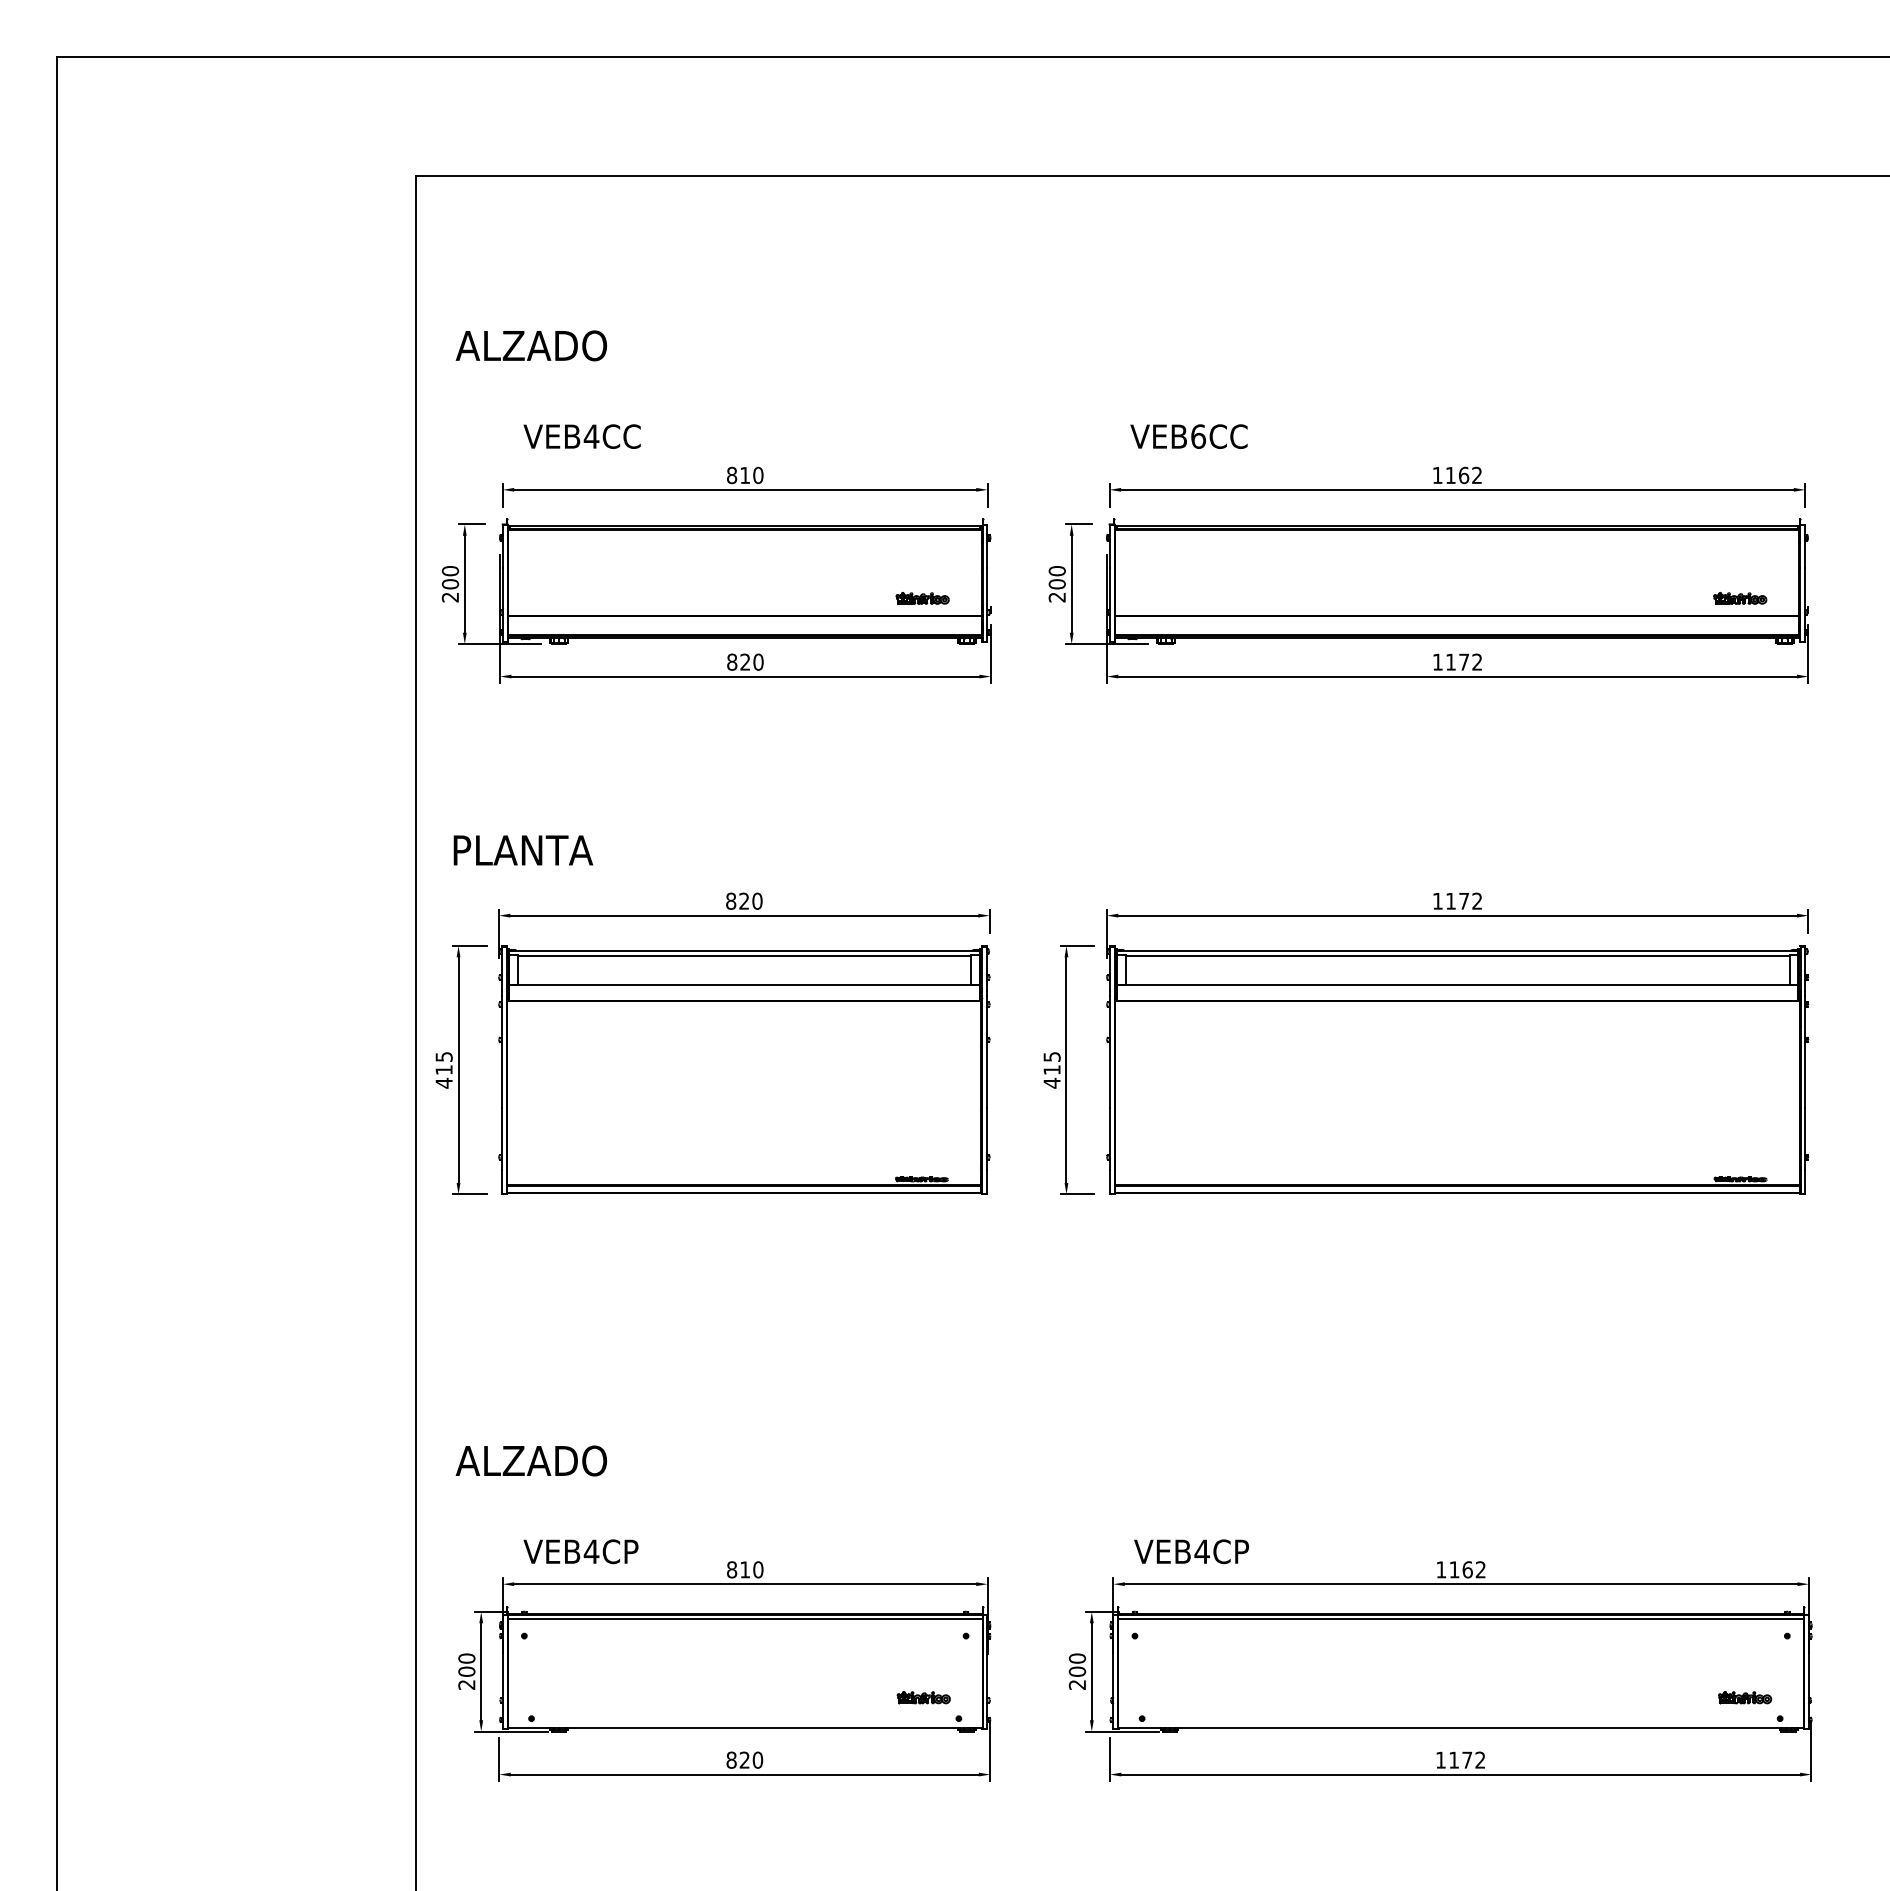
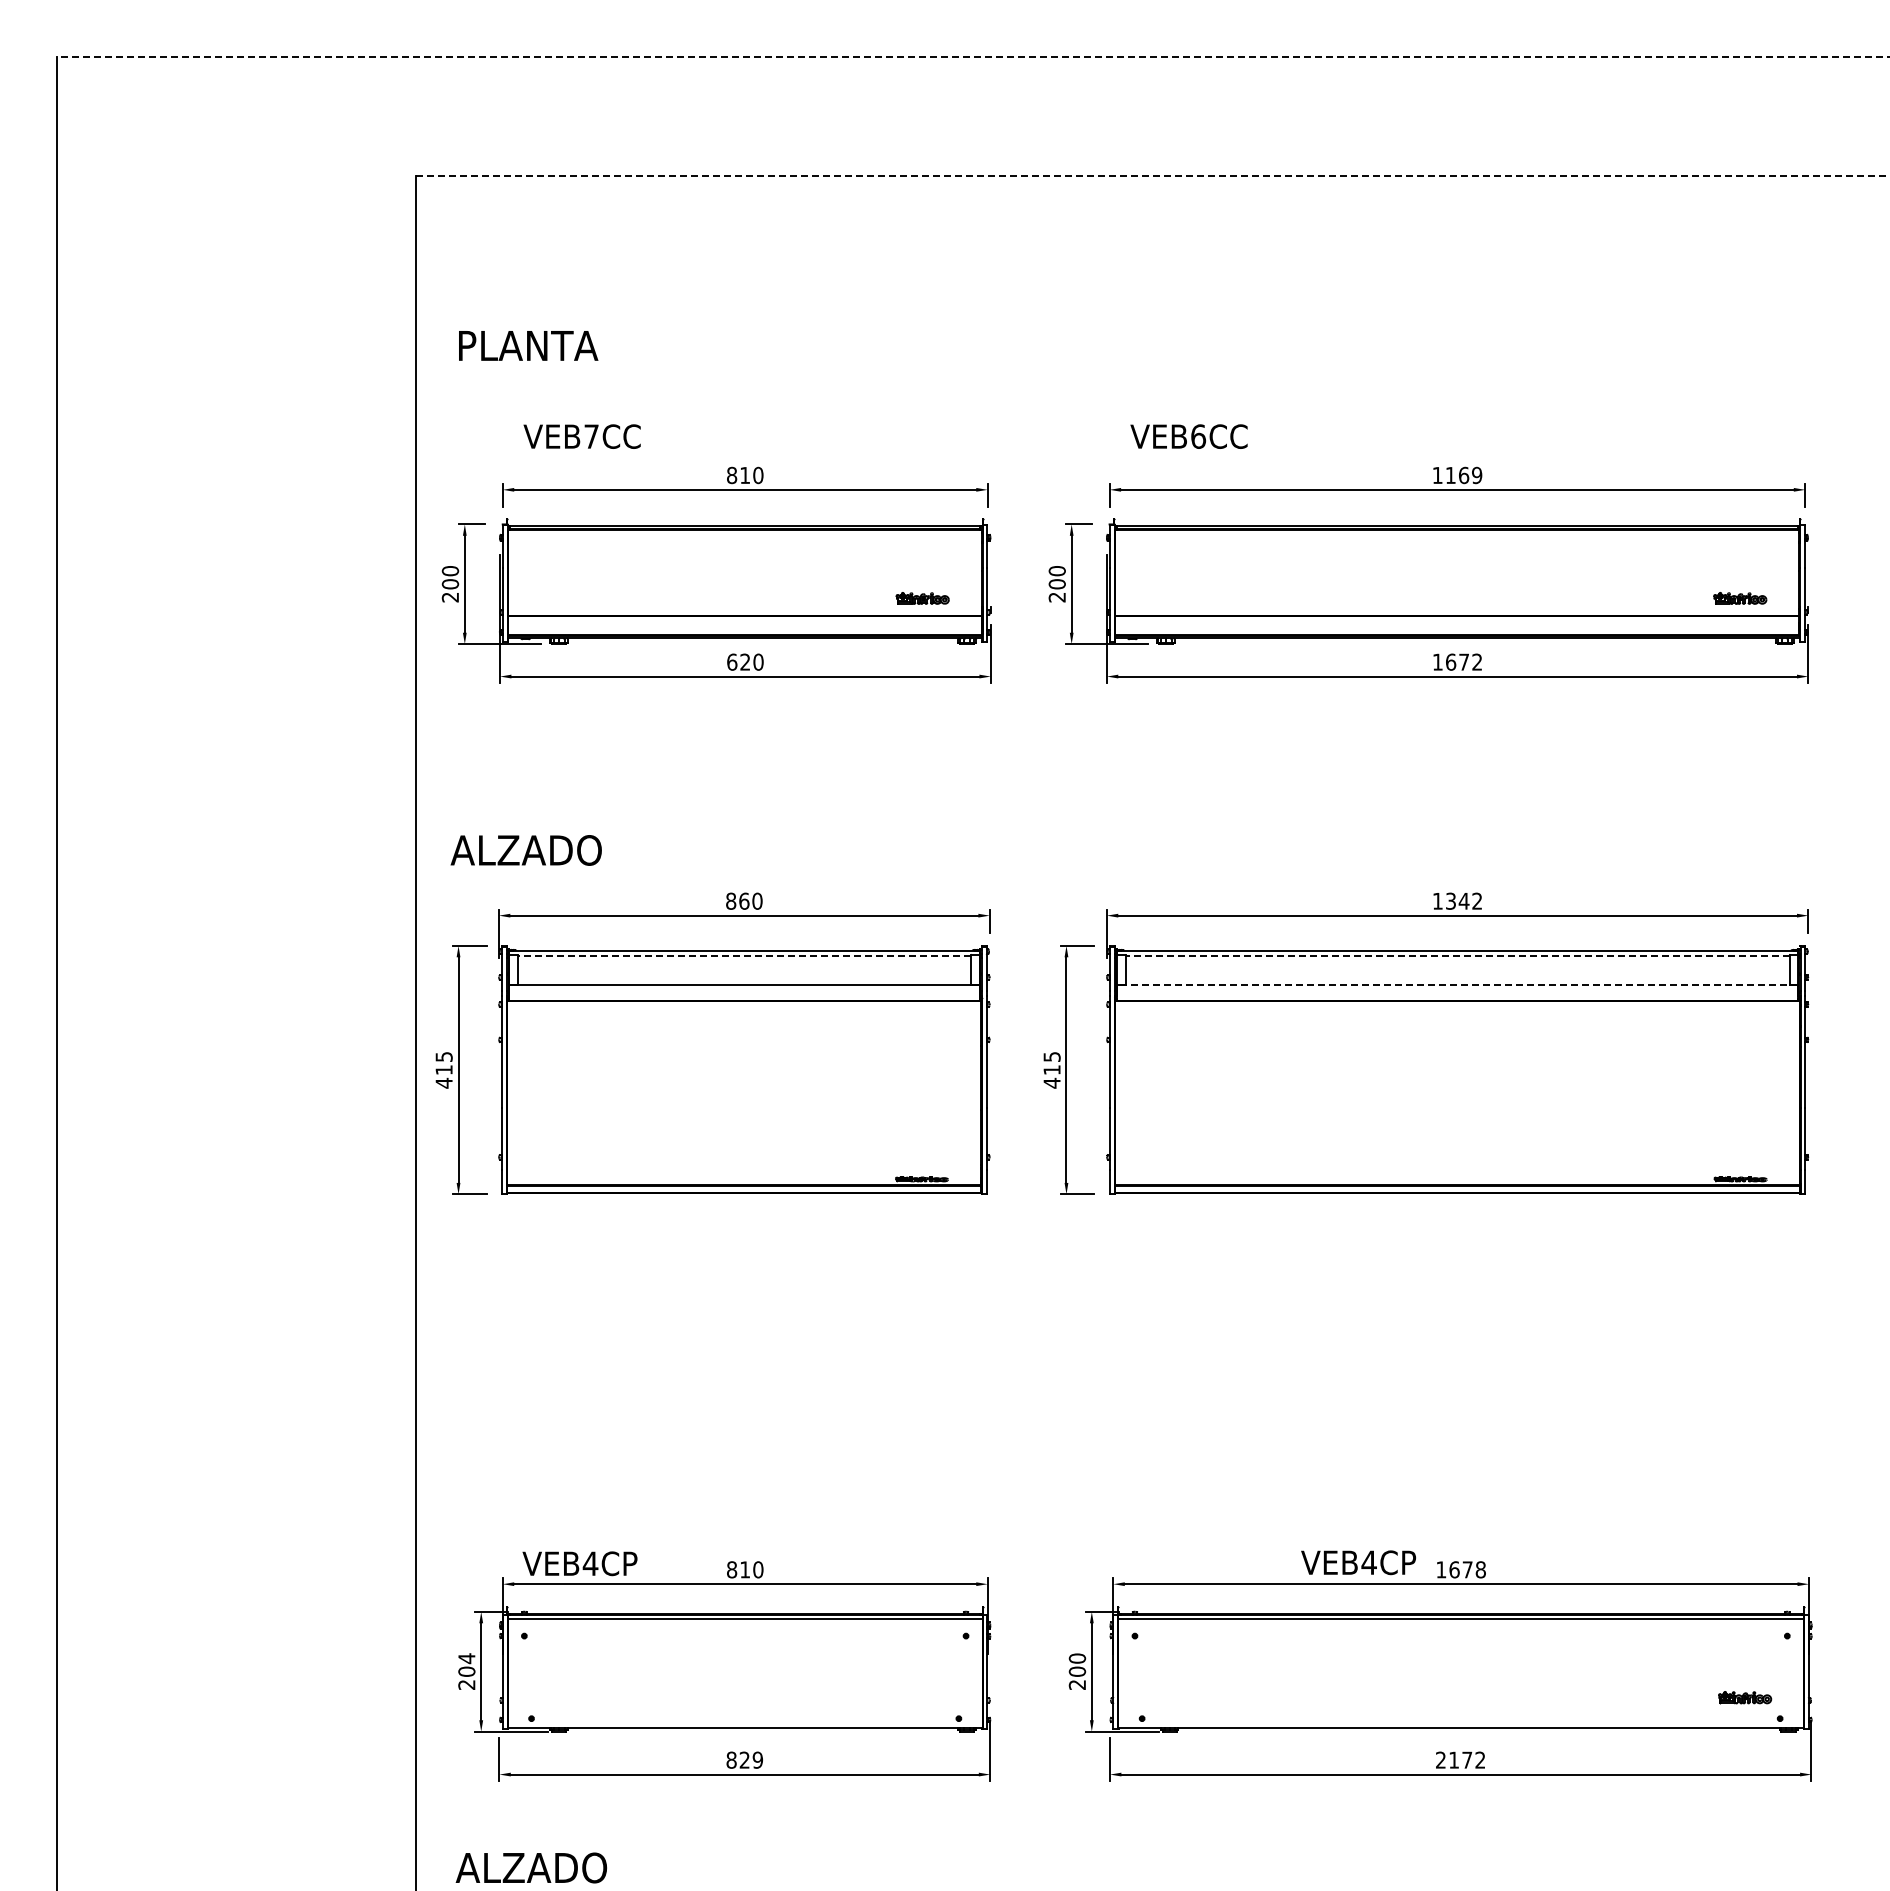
line: solid -> dashed (972, 56)
line: solid -> dashed (1152, 176)
text: ALZADO -> PLANTA (531, 345)
text: VEB4CC -> VEB7CC (591, 436)
text: 1162 -> 1169 (1477, 475)
text: 820 -> 620 (732, 661)
text: 1172 -> 1672 (1451, 661)
text: PLANTA -> ALZADO (525, 850)
text: 820 -> 860 (744, 900)
text: 1172 -> 1342 (1457, 900)
line: solid -> dashed (744, 955)
line: solid -> dashed (1457, 955)
line: solid -> dashed (1457, 984)
text position: (530, 1460) -> (530, 1867) (530, 1867)
text position: (580, 1551) -> (579, 1563) (579, 1563)
text position: (1191, 1551) -> (1358, 1562) (1358, 1562)
text: 1162 -> 1678 (1467, 1569)
text: 200 -> 204 (466, 1658)
part: present -> none (923, 1697)
text: 820 -> 829 (757, 1759)
text: 1172 -> 2172 (1440, 1759)
